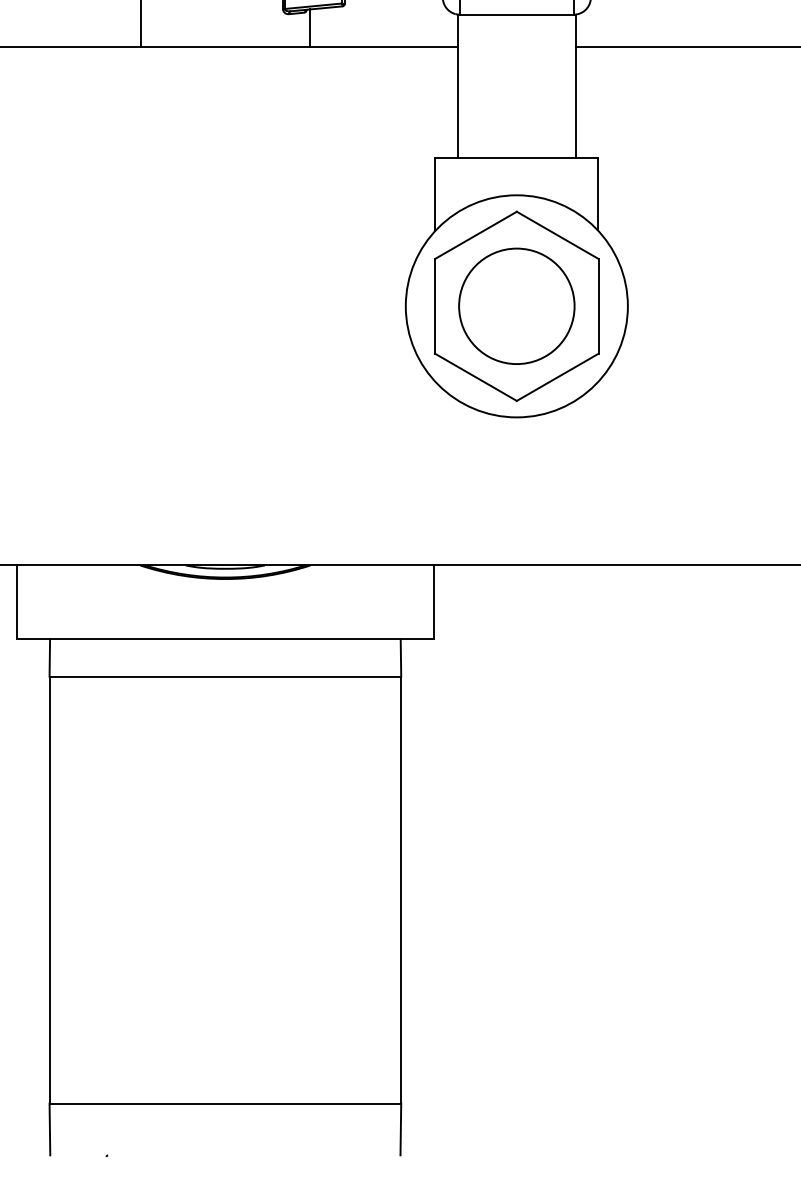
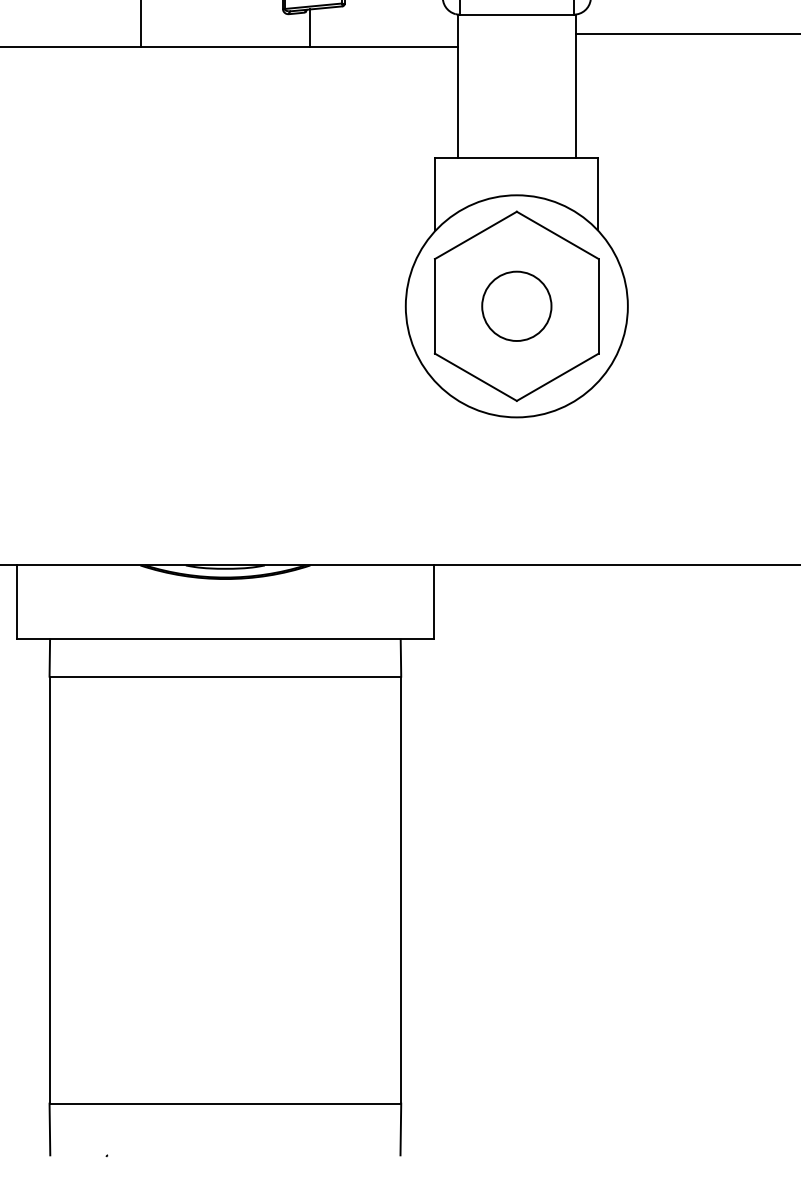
line position: (686, 47) -> (686, 34) (686, 34)
circle diameter: 115 px -> 69 px (516, 306)
